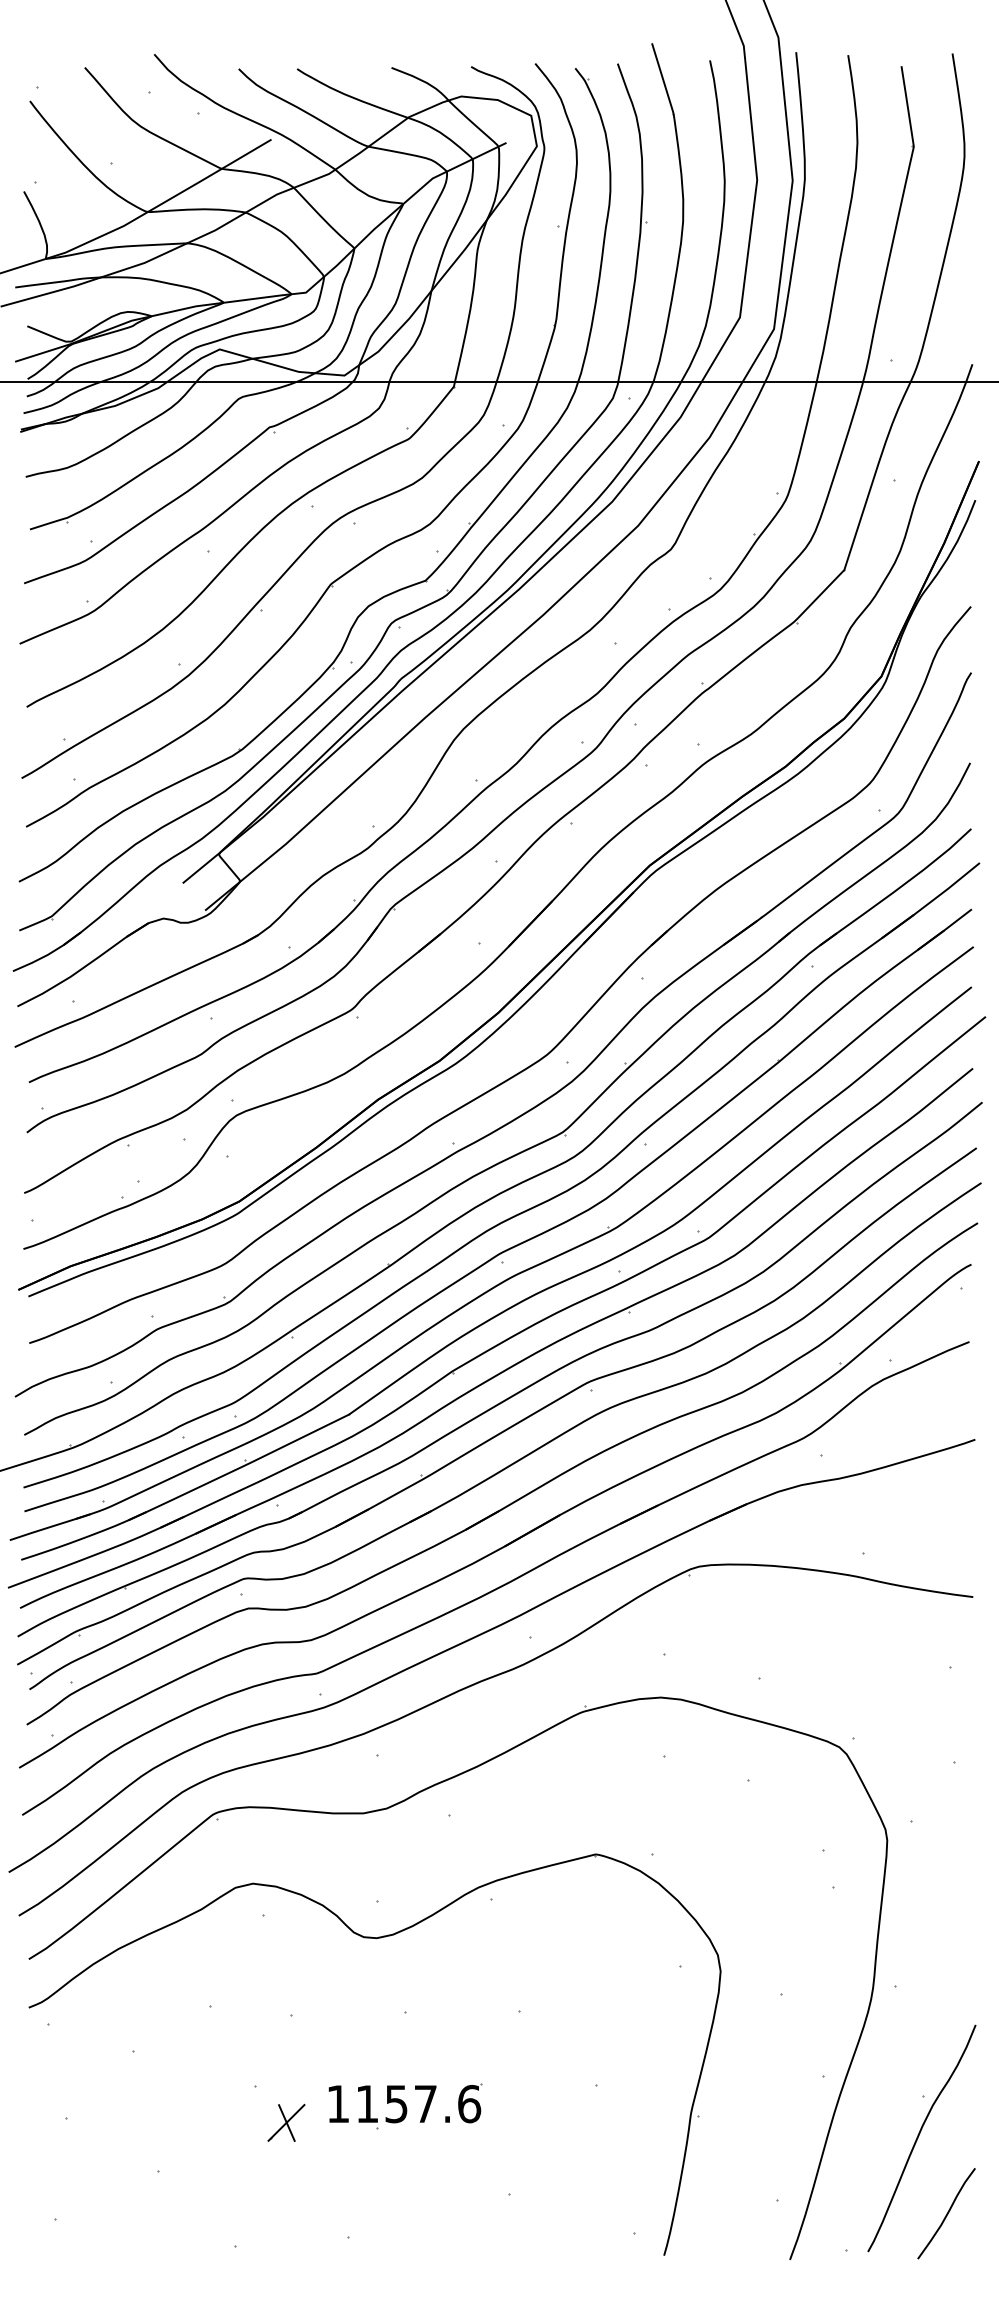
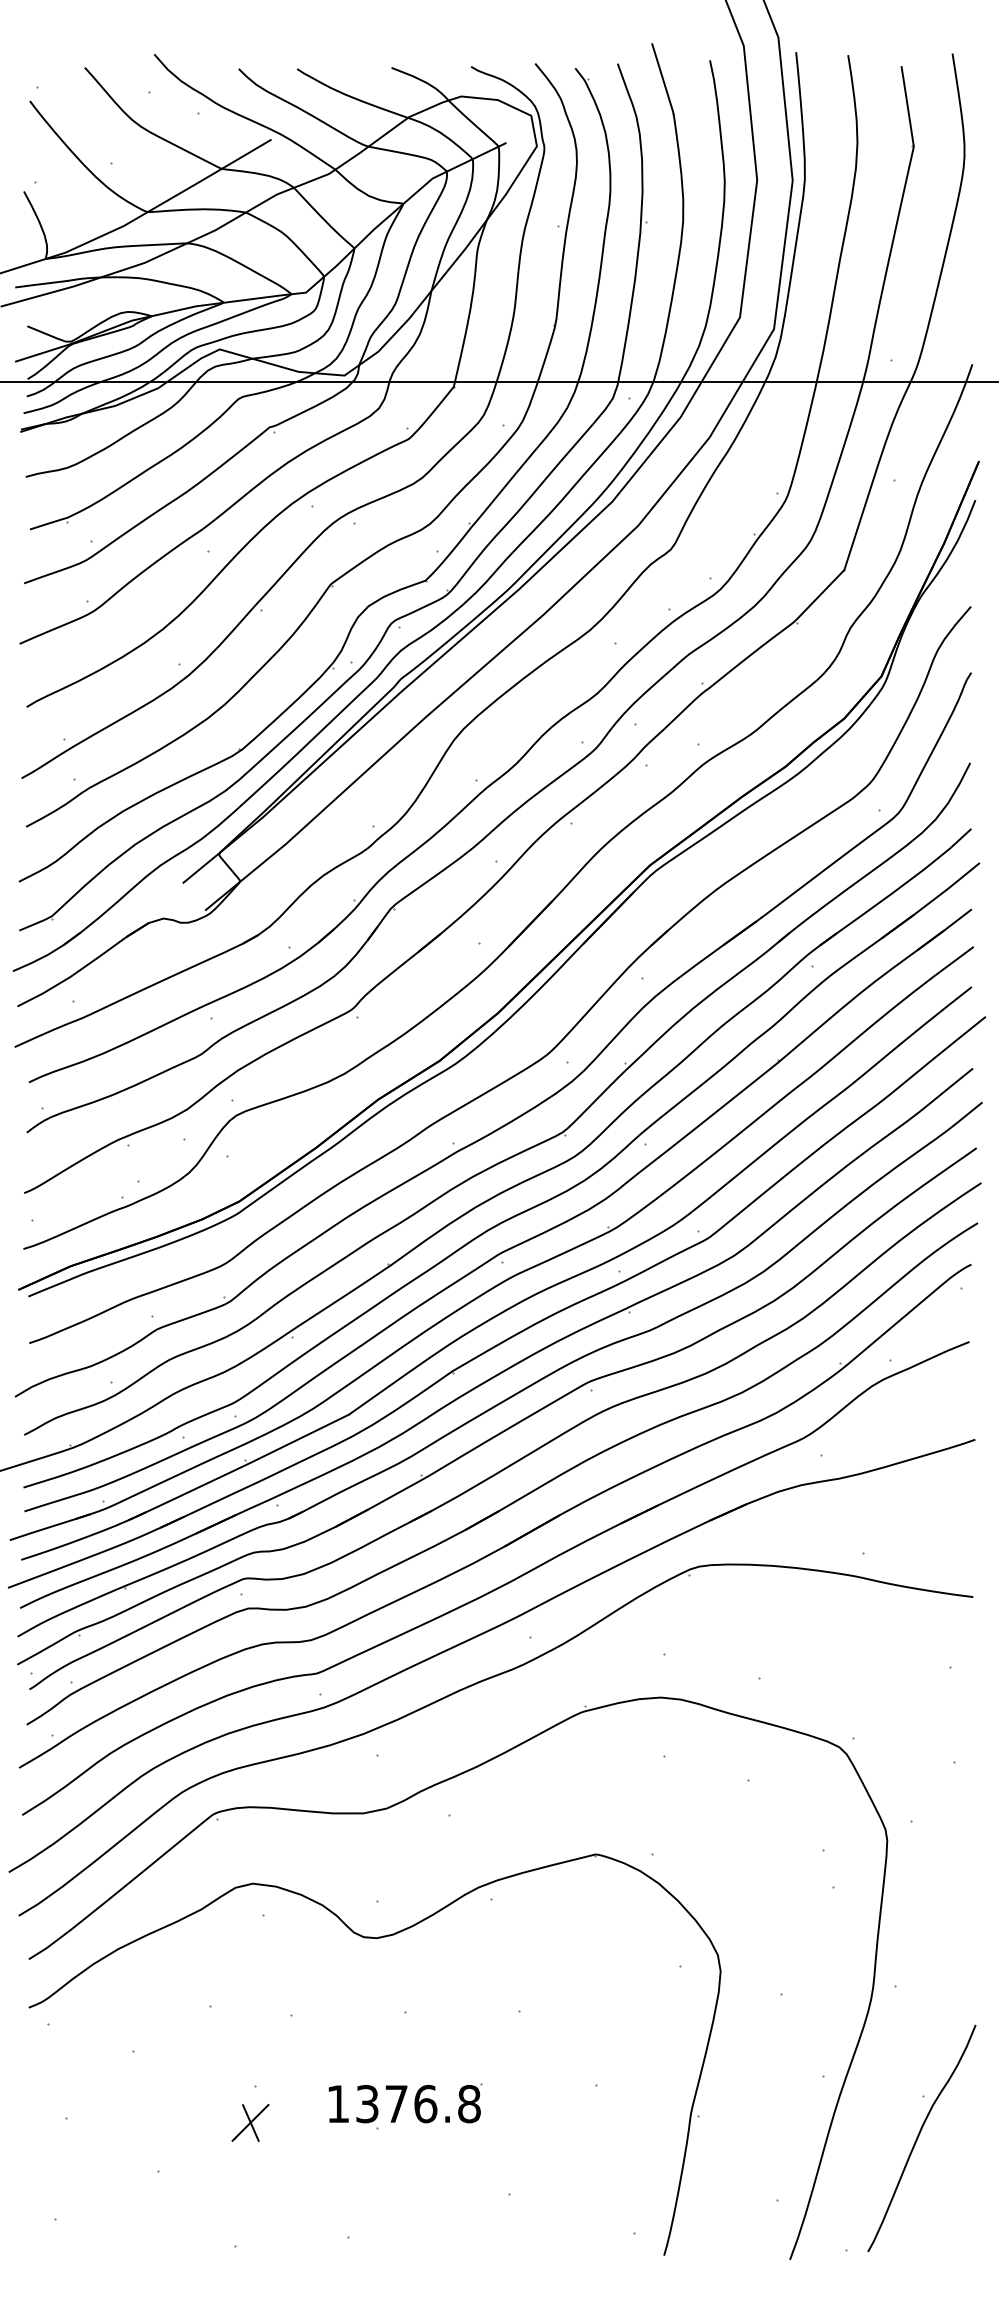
text: 1157.6 -> 1376.8 (418, 2104)
part position: (286, 2122) -> (250, 2122) (250, 2122)
curve: present -> none (946, 2213)
